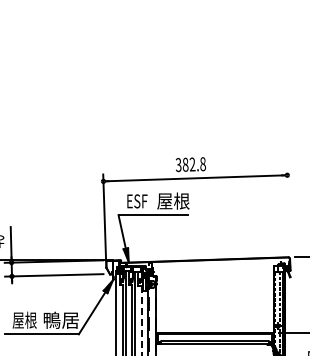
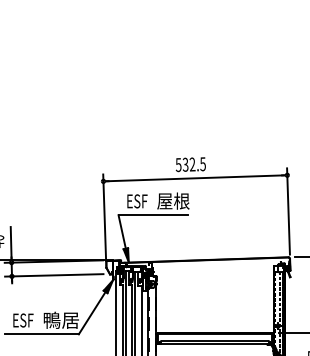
text: 382.8 -> 532.5 (190, 164)
line: none -> present (288, 211)
text: 屋根 -> ESF (24, 319)
line: dashed -> solid (141, 320)
